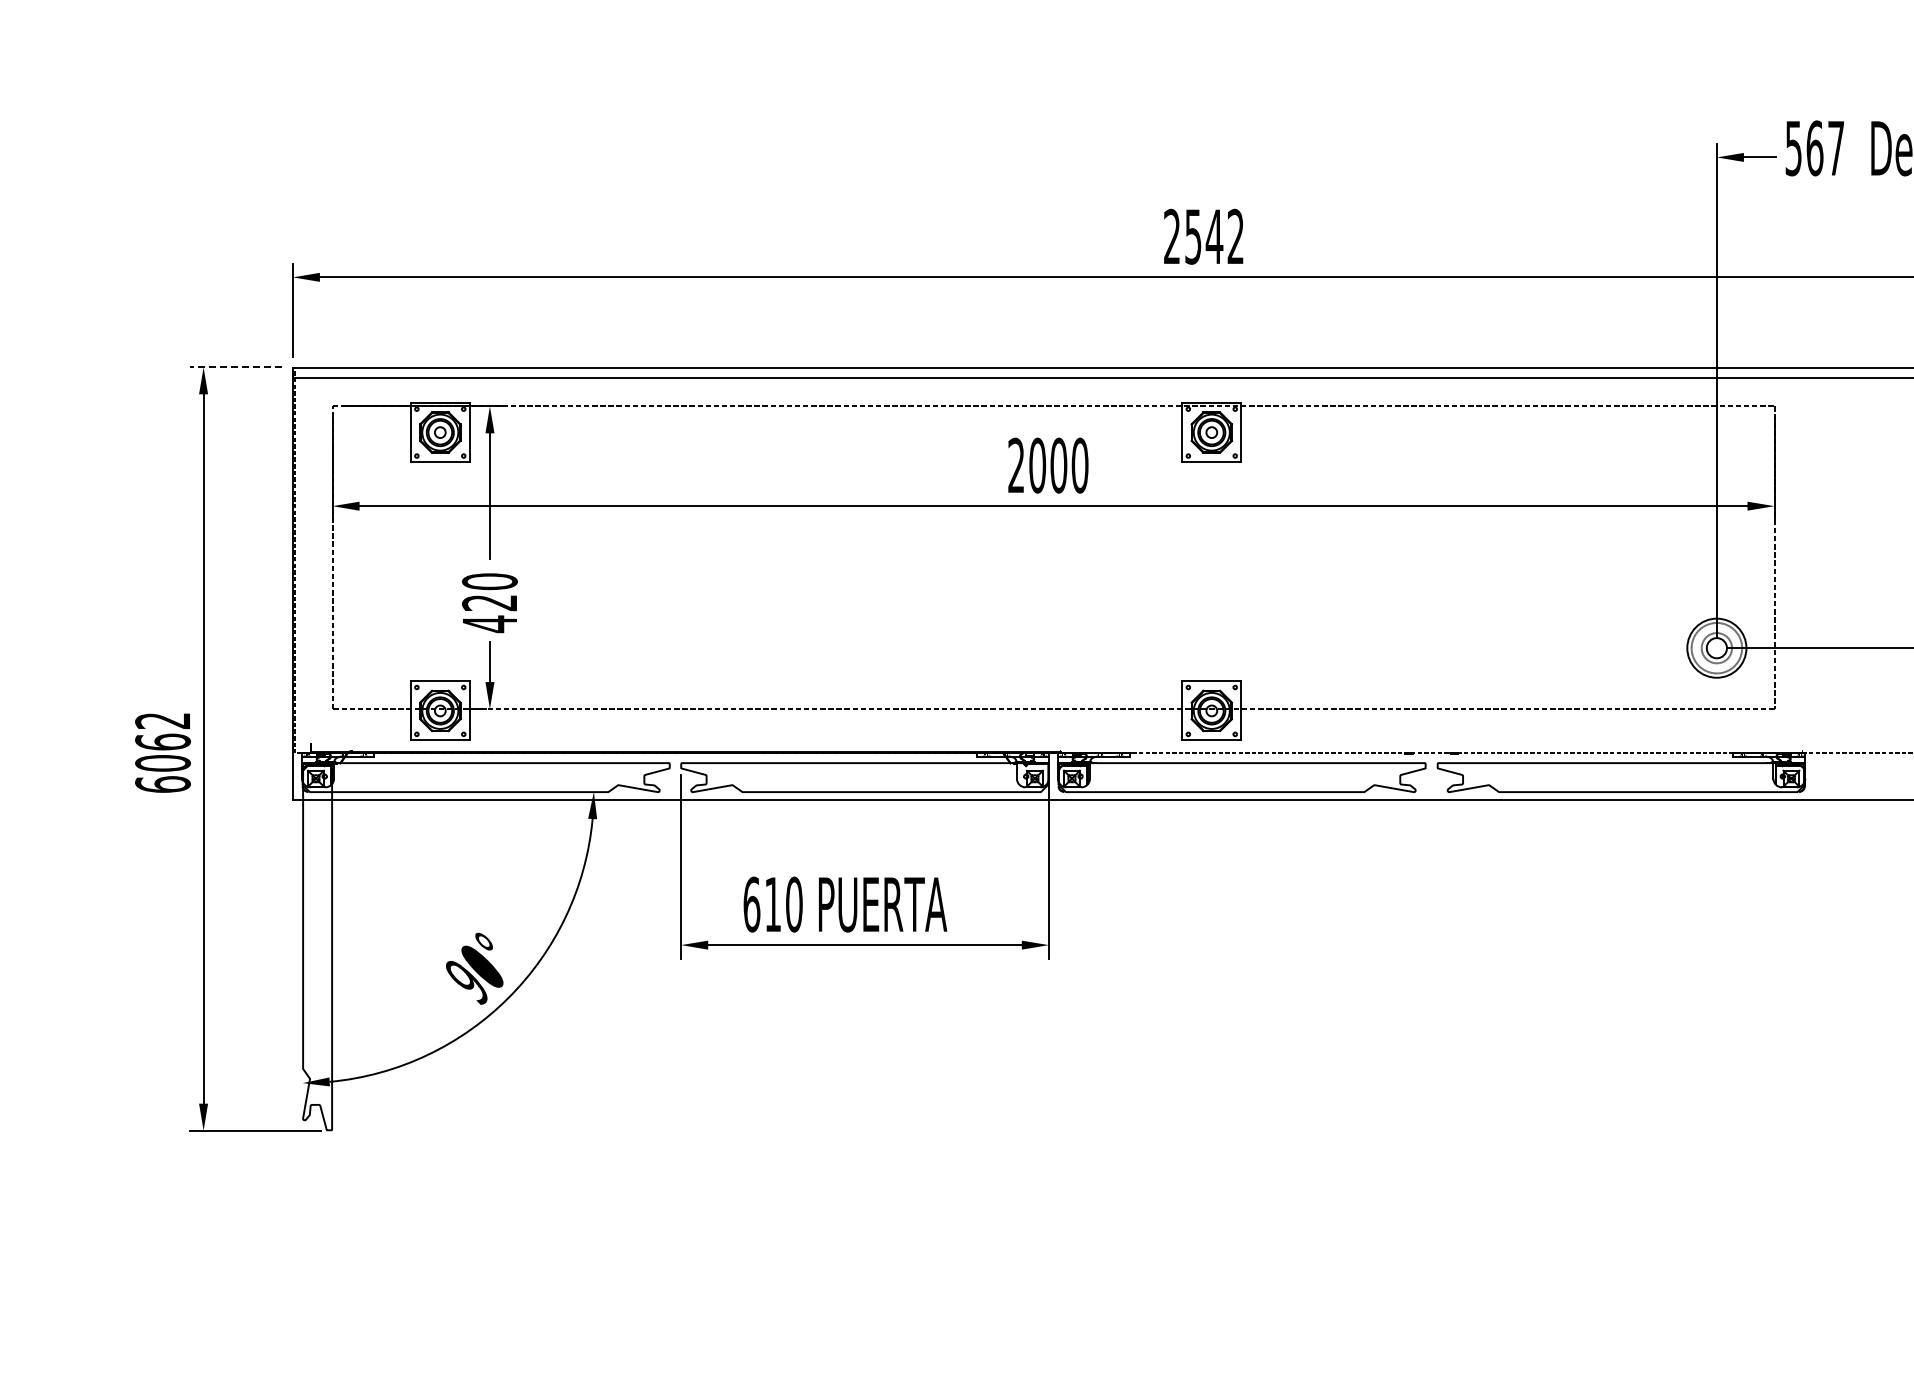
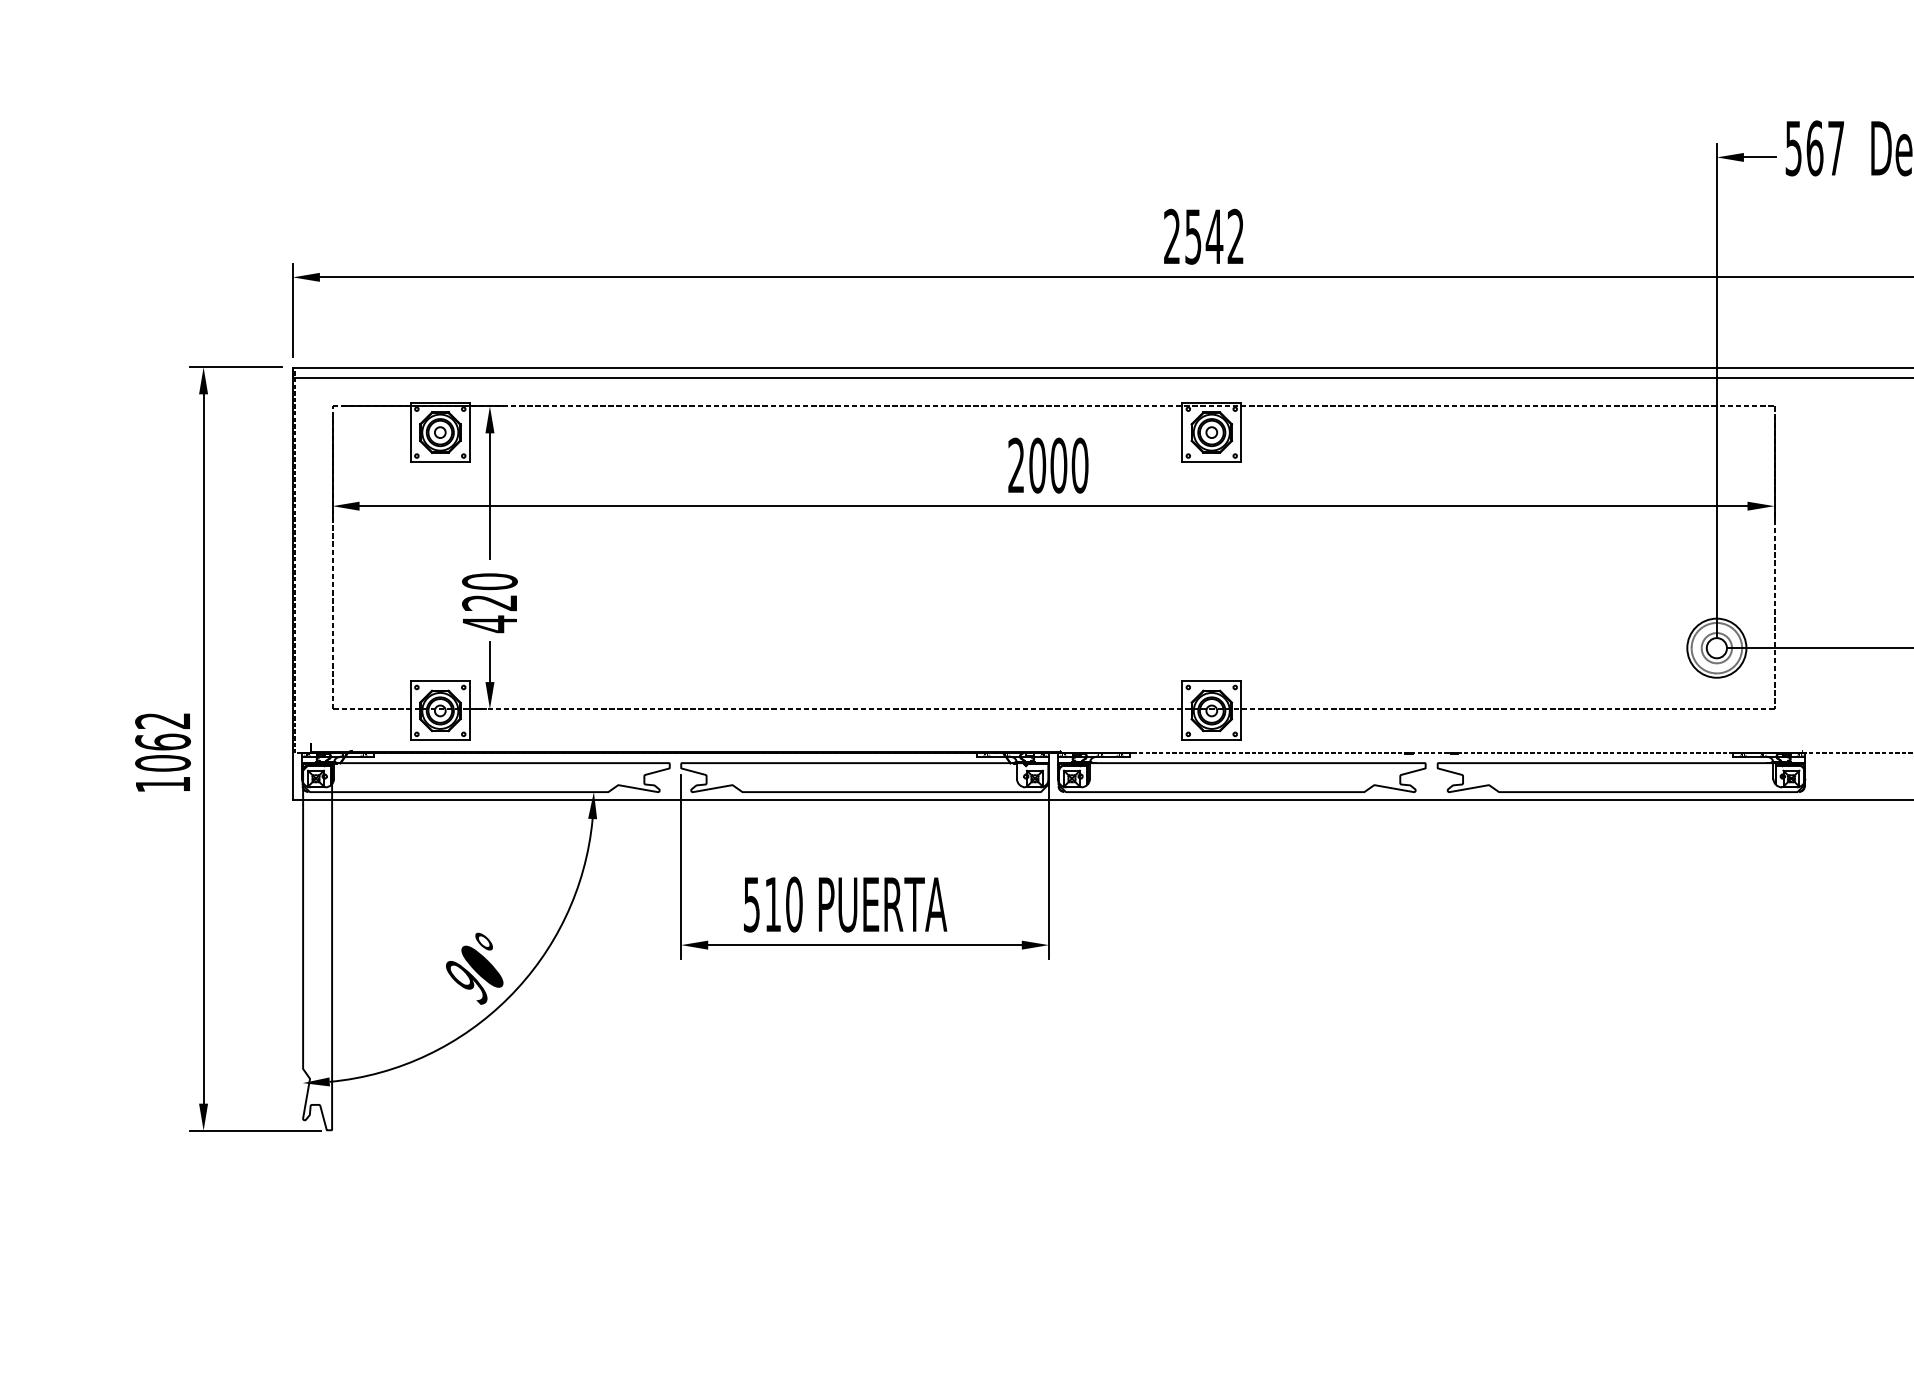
line: dashed -> solid (235, 367)
text: 6062 -> 1062 (162, 784)
text: 610 -> 510 (751, 904)
